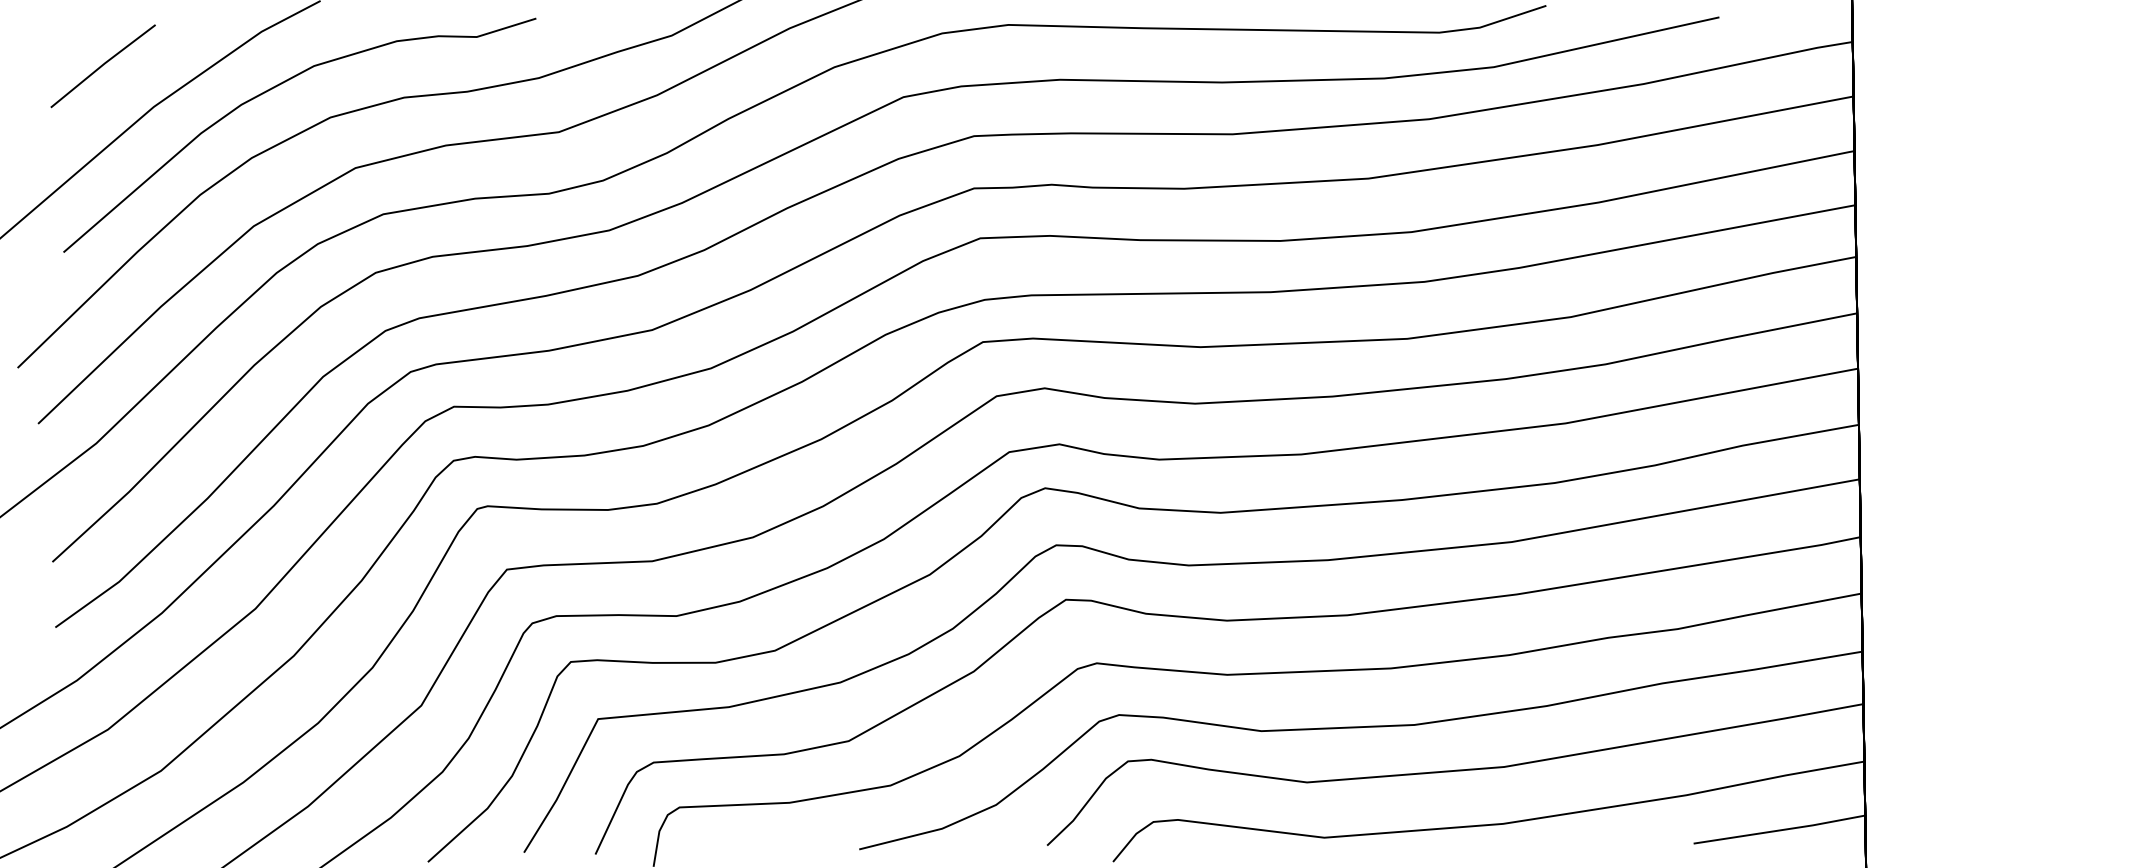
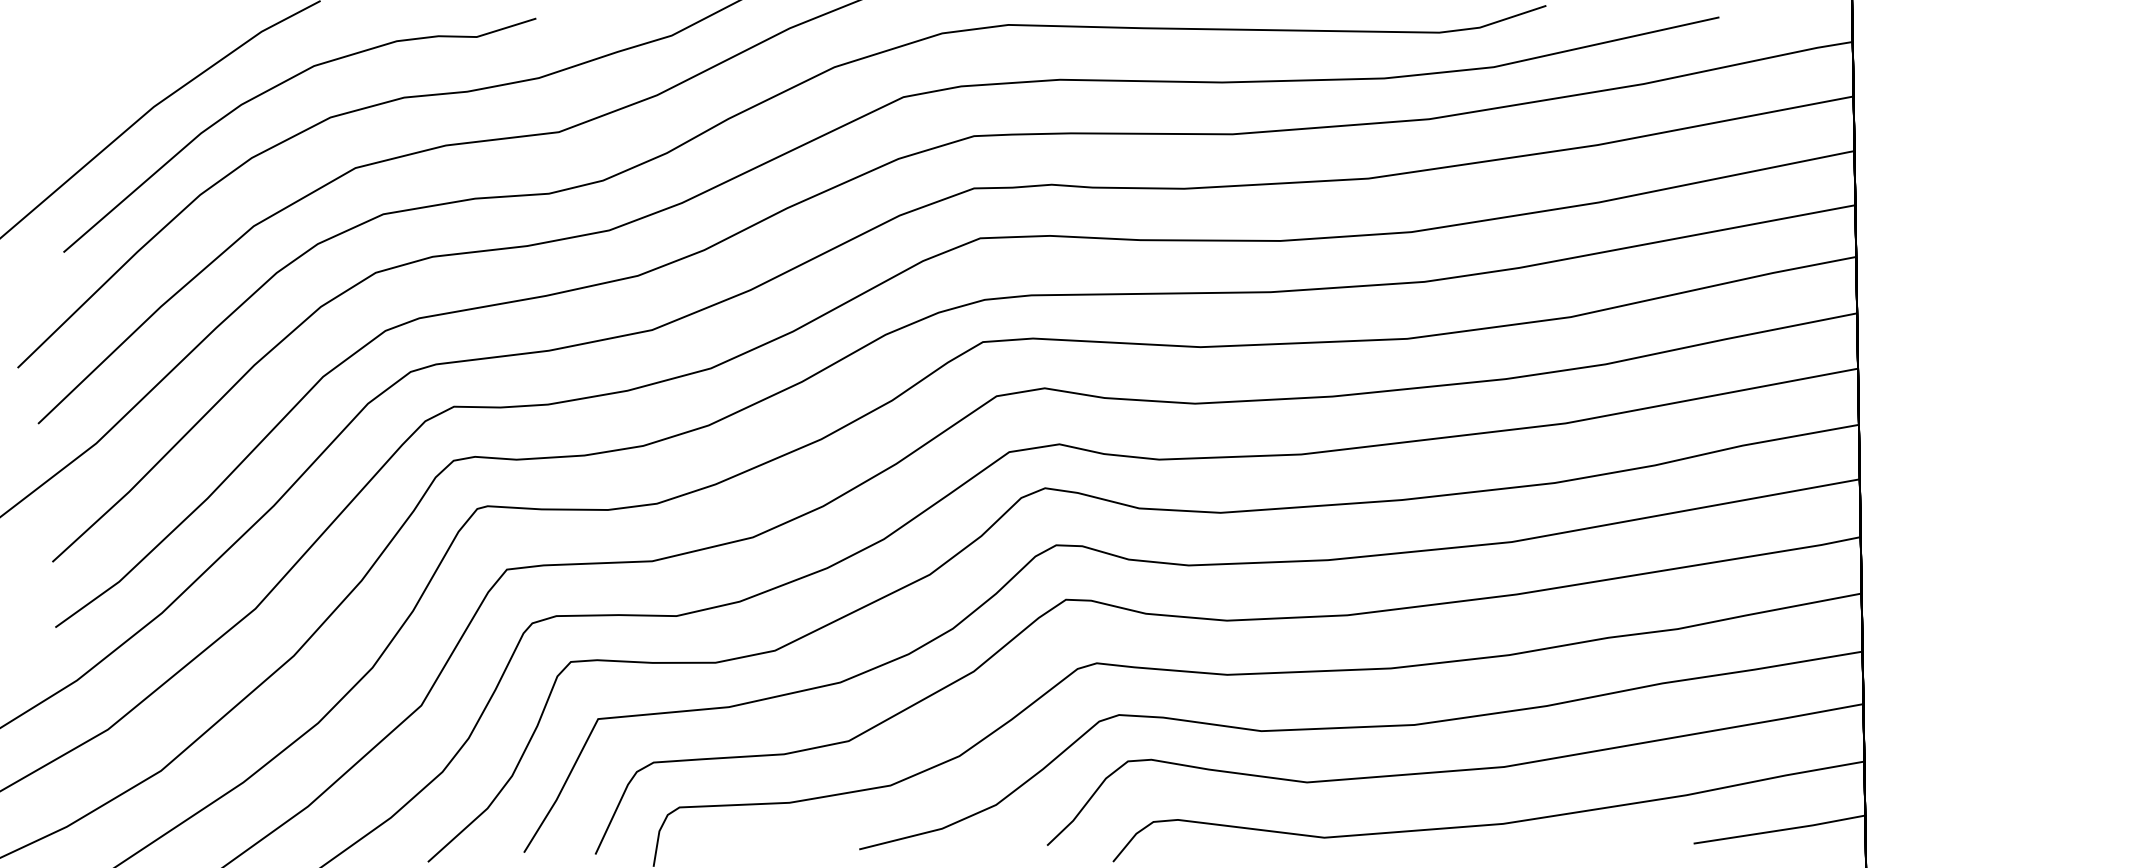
part: present -> none (102, 66)
